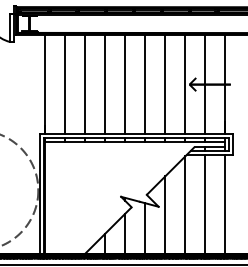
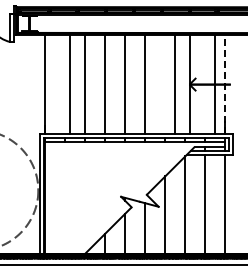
line position: (65, 84) -> (70, 84) (70, 84)
line position: (165, 84) -> (175, 84) (175, 84)
line position: (185, 84) -> (190, 84) (190, 84)
line position: (205, 84) -> (215, 84) (215, 84)
line: solid -> dashed (225, 84)
